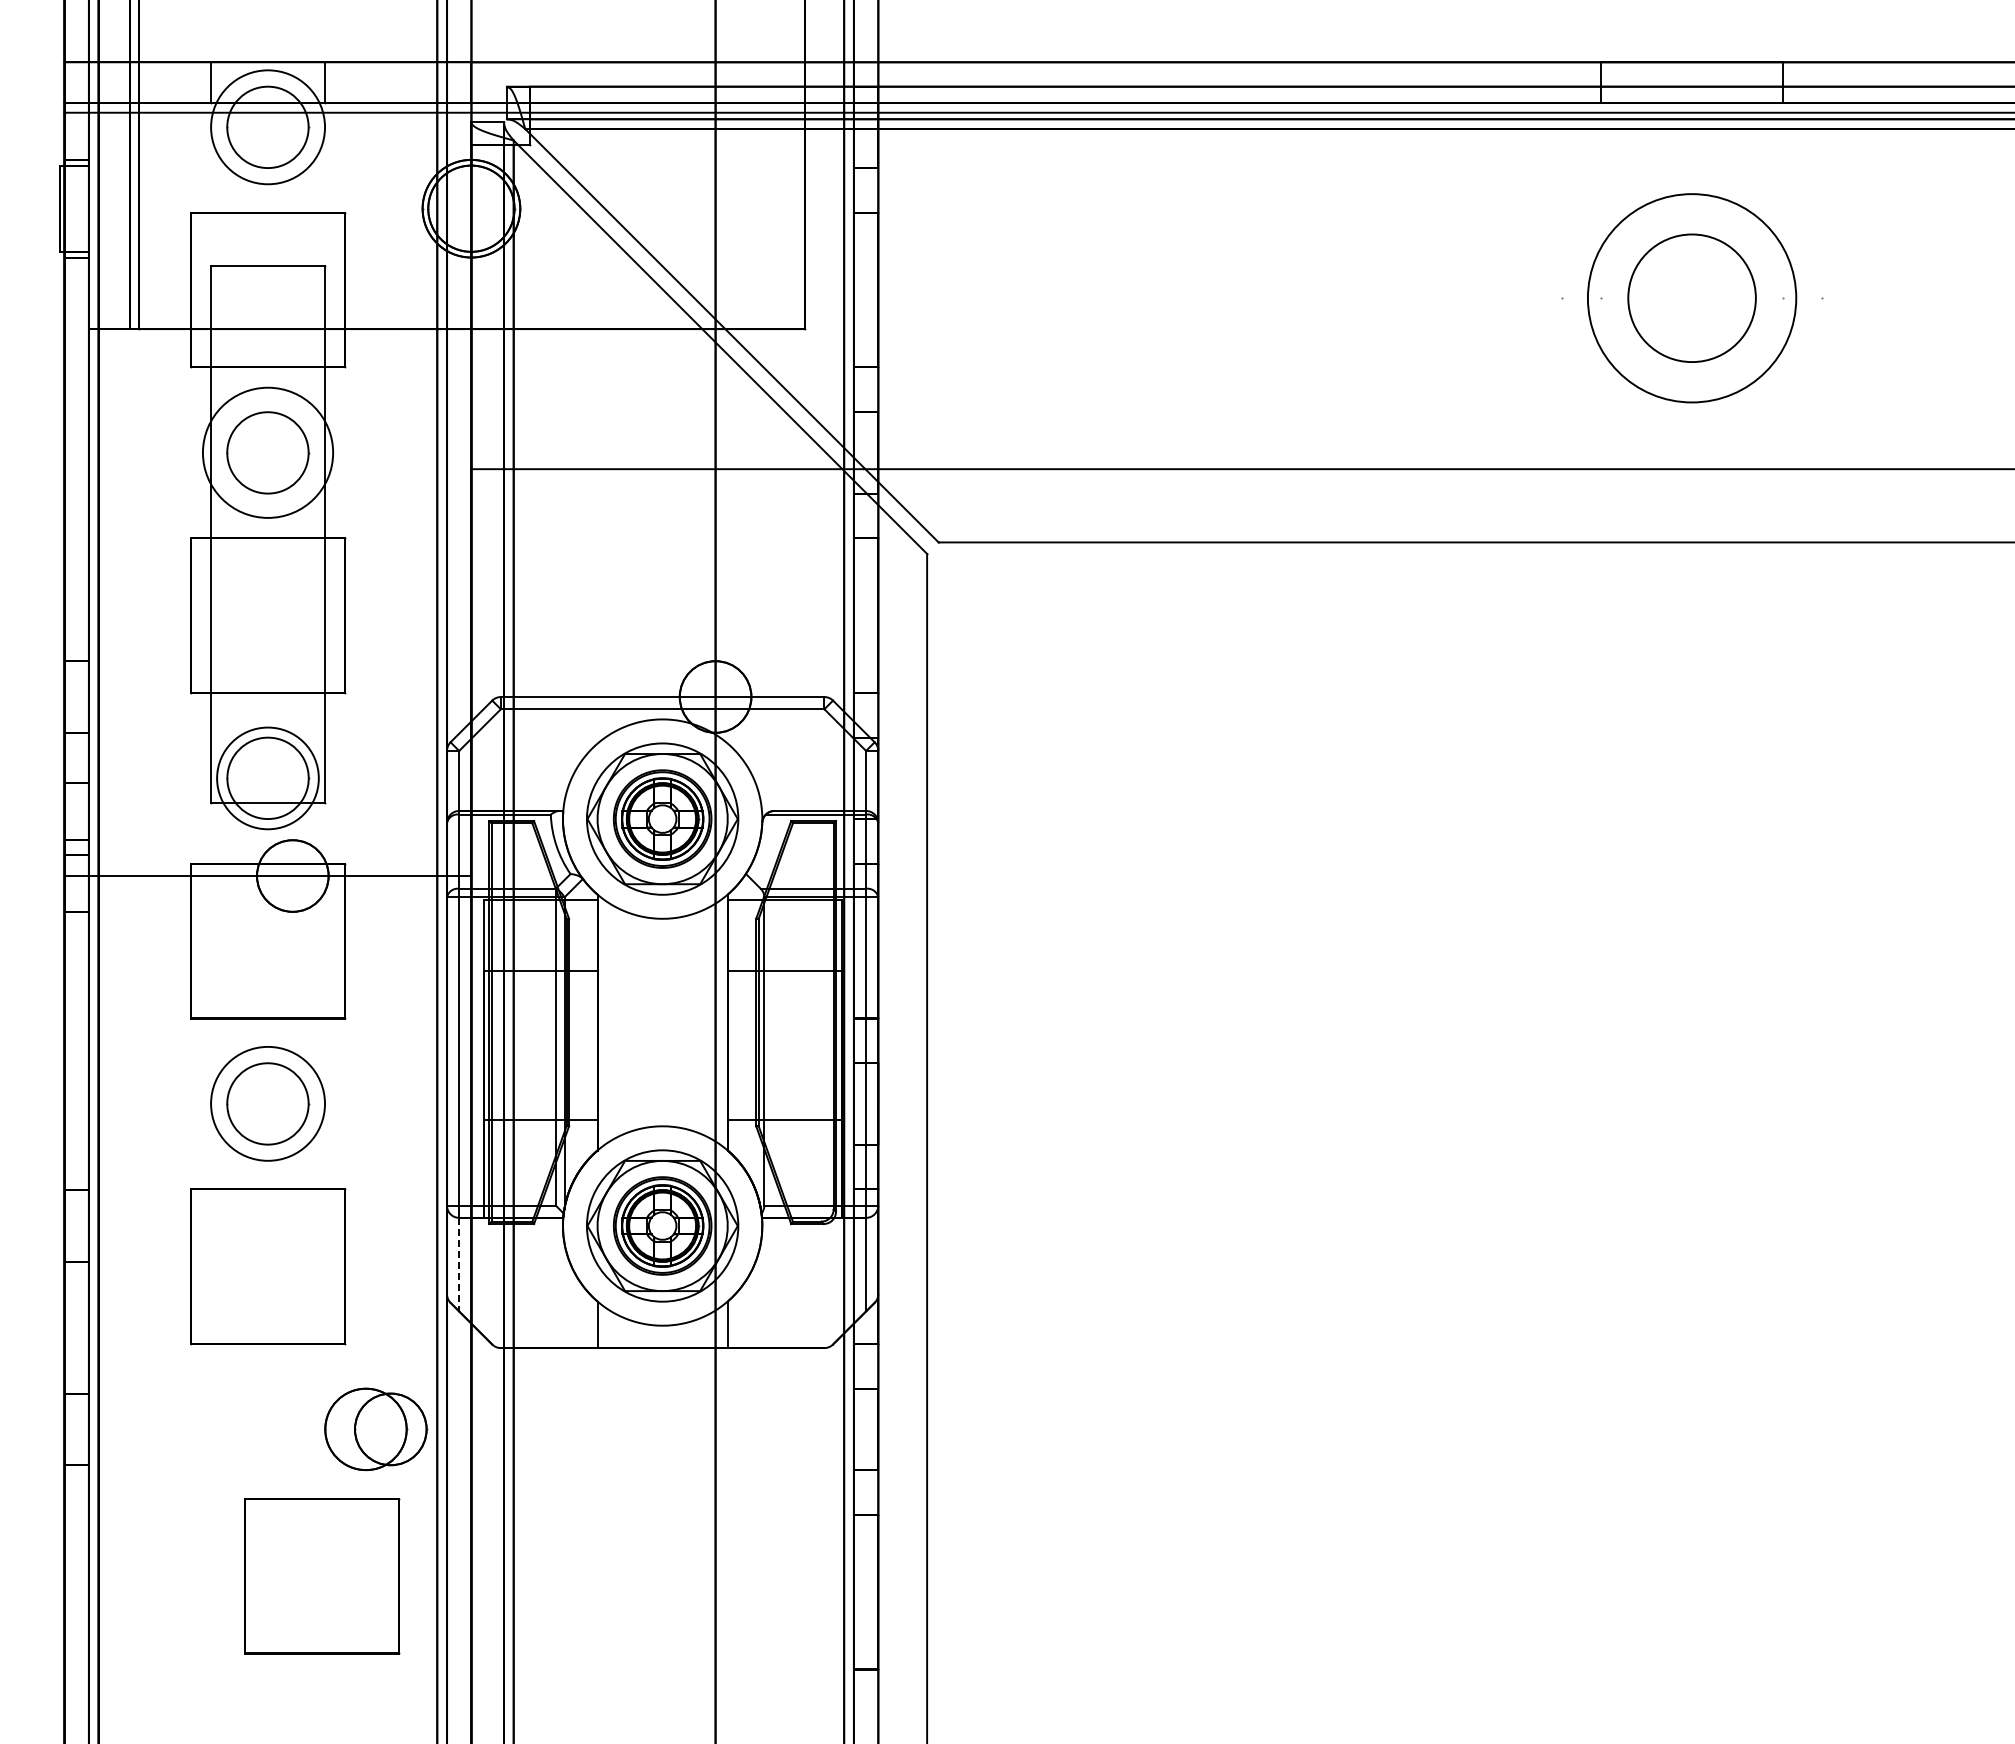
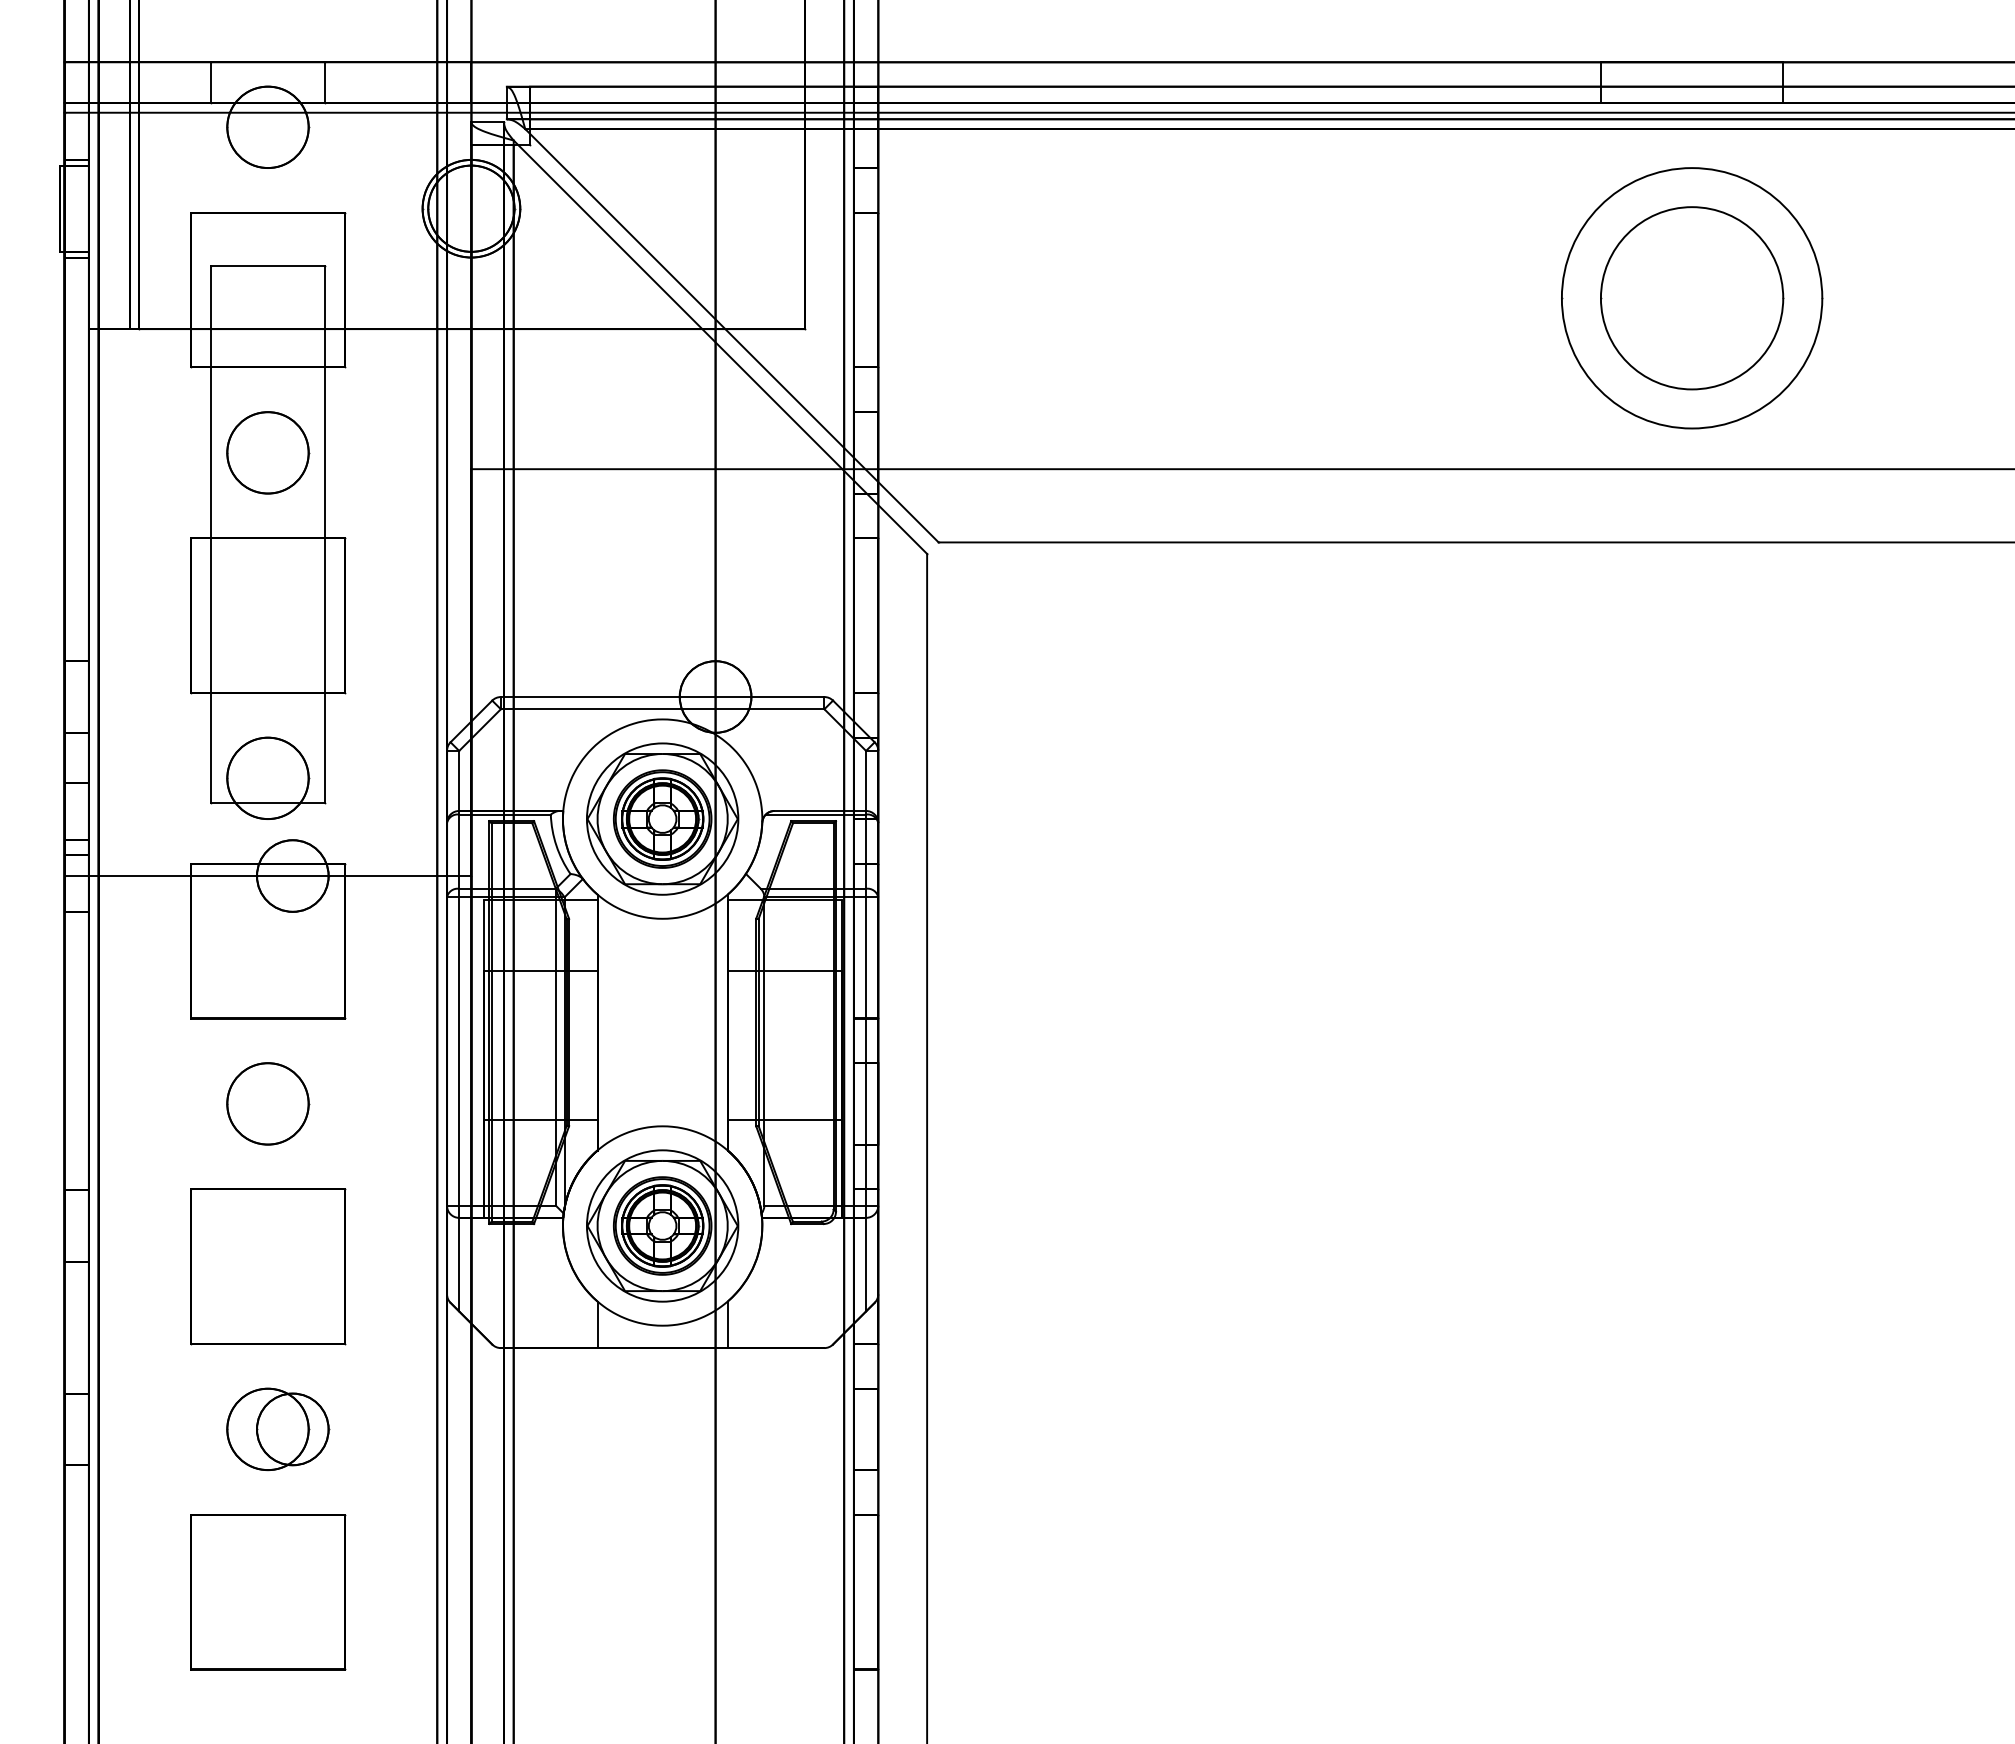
circle diameter: 114 px -> 81 px (267, 127)
circle diameter: 128 px -> 182 px (1691, 298)
circle diameter: 208 px -> 260 px (1691, 298)
circle diameter: 130 px -> 81 px (267, 452)
circle diameter: 102 px -> 81 px (267, 778)
circle diameter: 114 px -> 81 px (267, 1103)
line: dashed -> solid (459, 1264)
part position: (376, 1429) -> (278, 1429) (278, 1429)
part position: (322, 1576) -> (268, 1592) (268, 1592)
